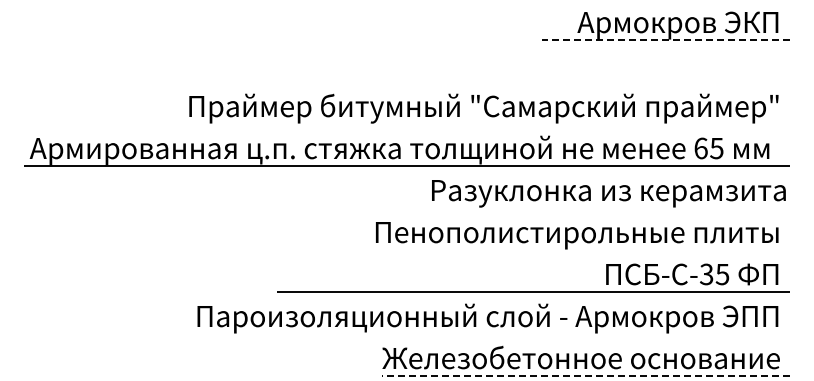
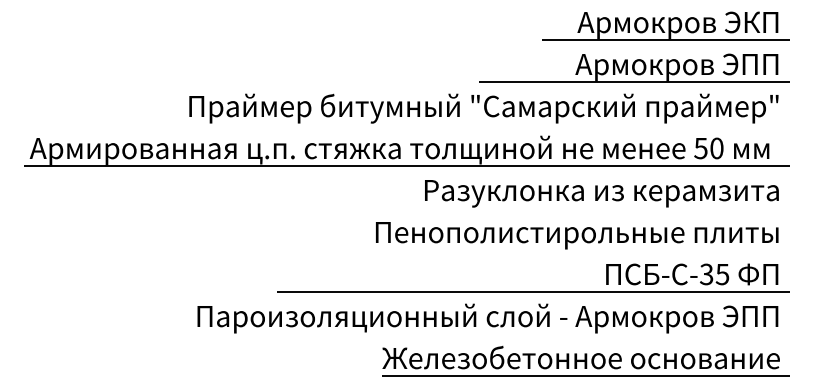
line: dashed -> solid (665, 39)
part: none -> present (634, 67)
text: 65 -> 50 (708, 148)
text position: (608, 193) -> (601, 193) (601, 193)
line: dashed -> solid (585, 375)
